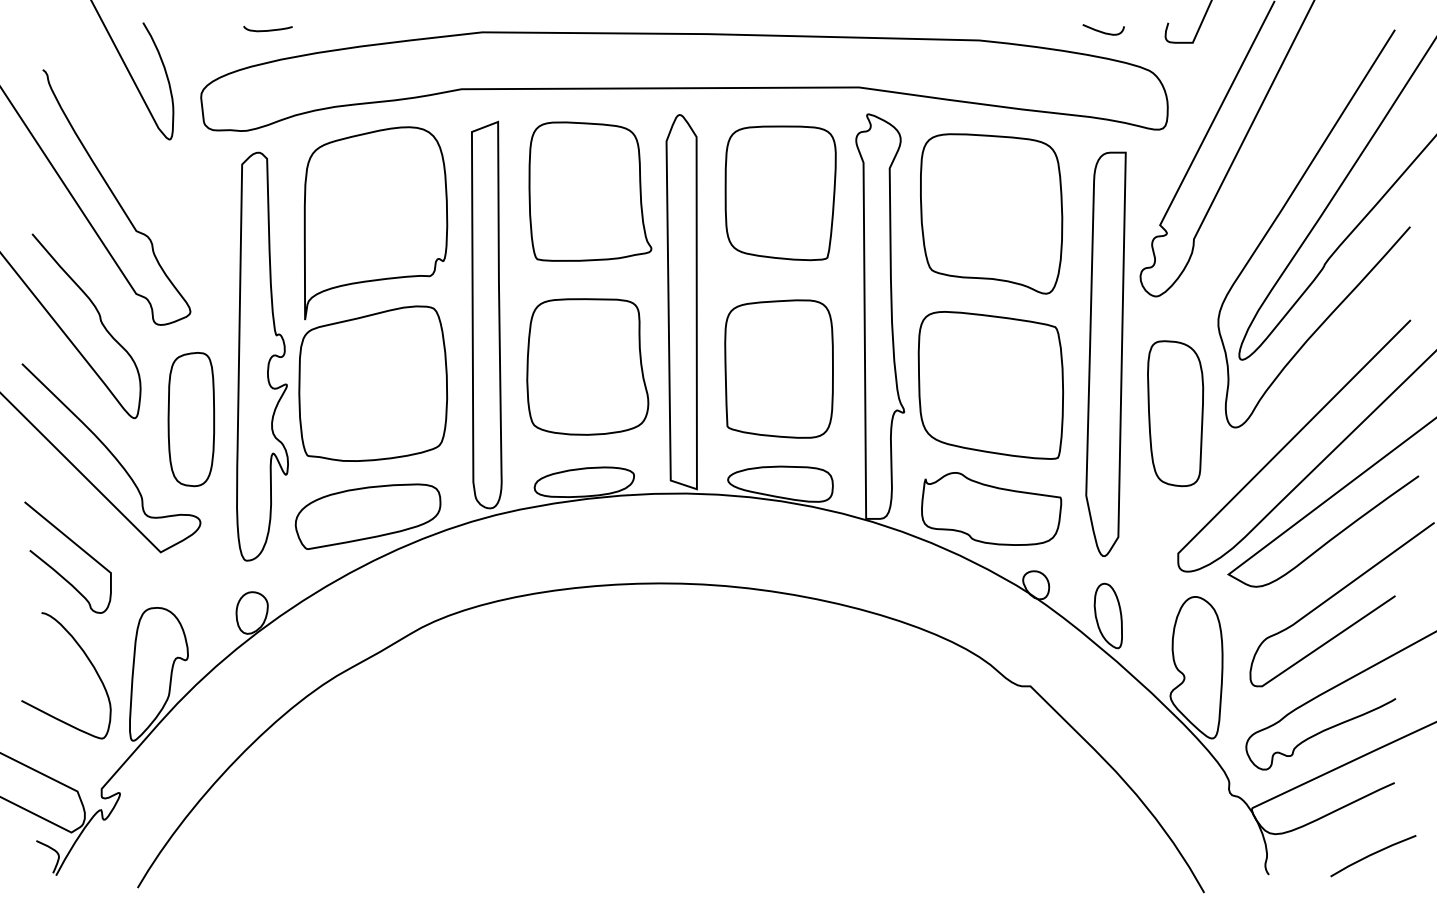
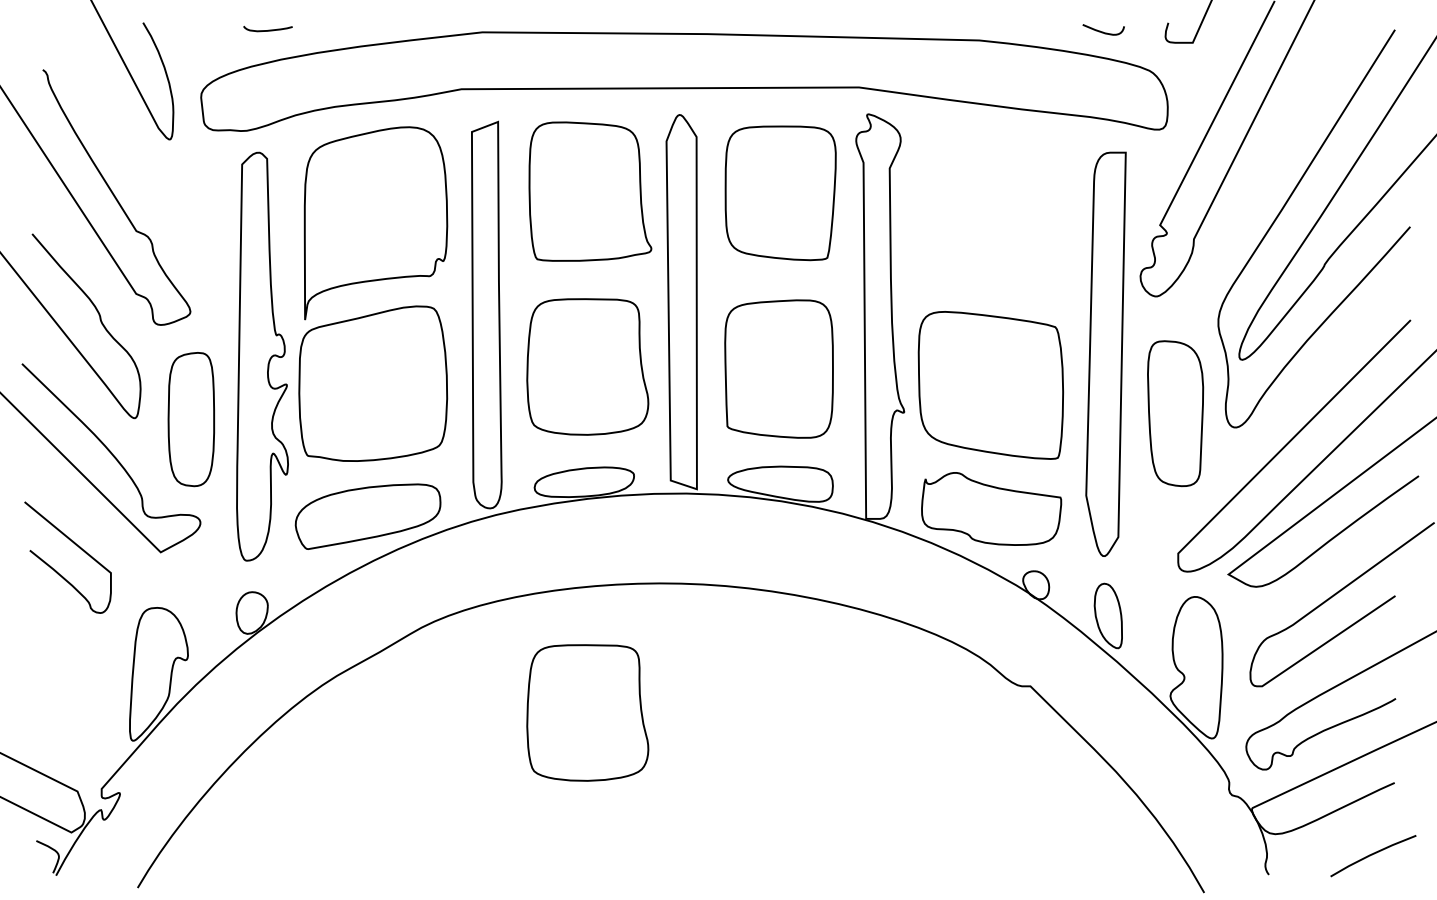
part: present -> none (991, 213)
curve: present -> none (87, 659)
part: none -> present (587, 712)
